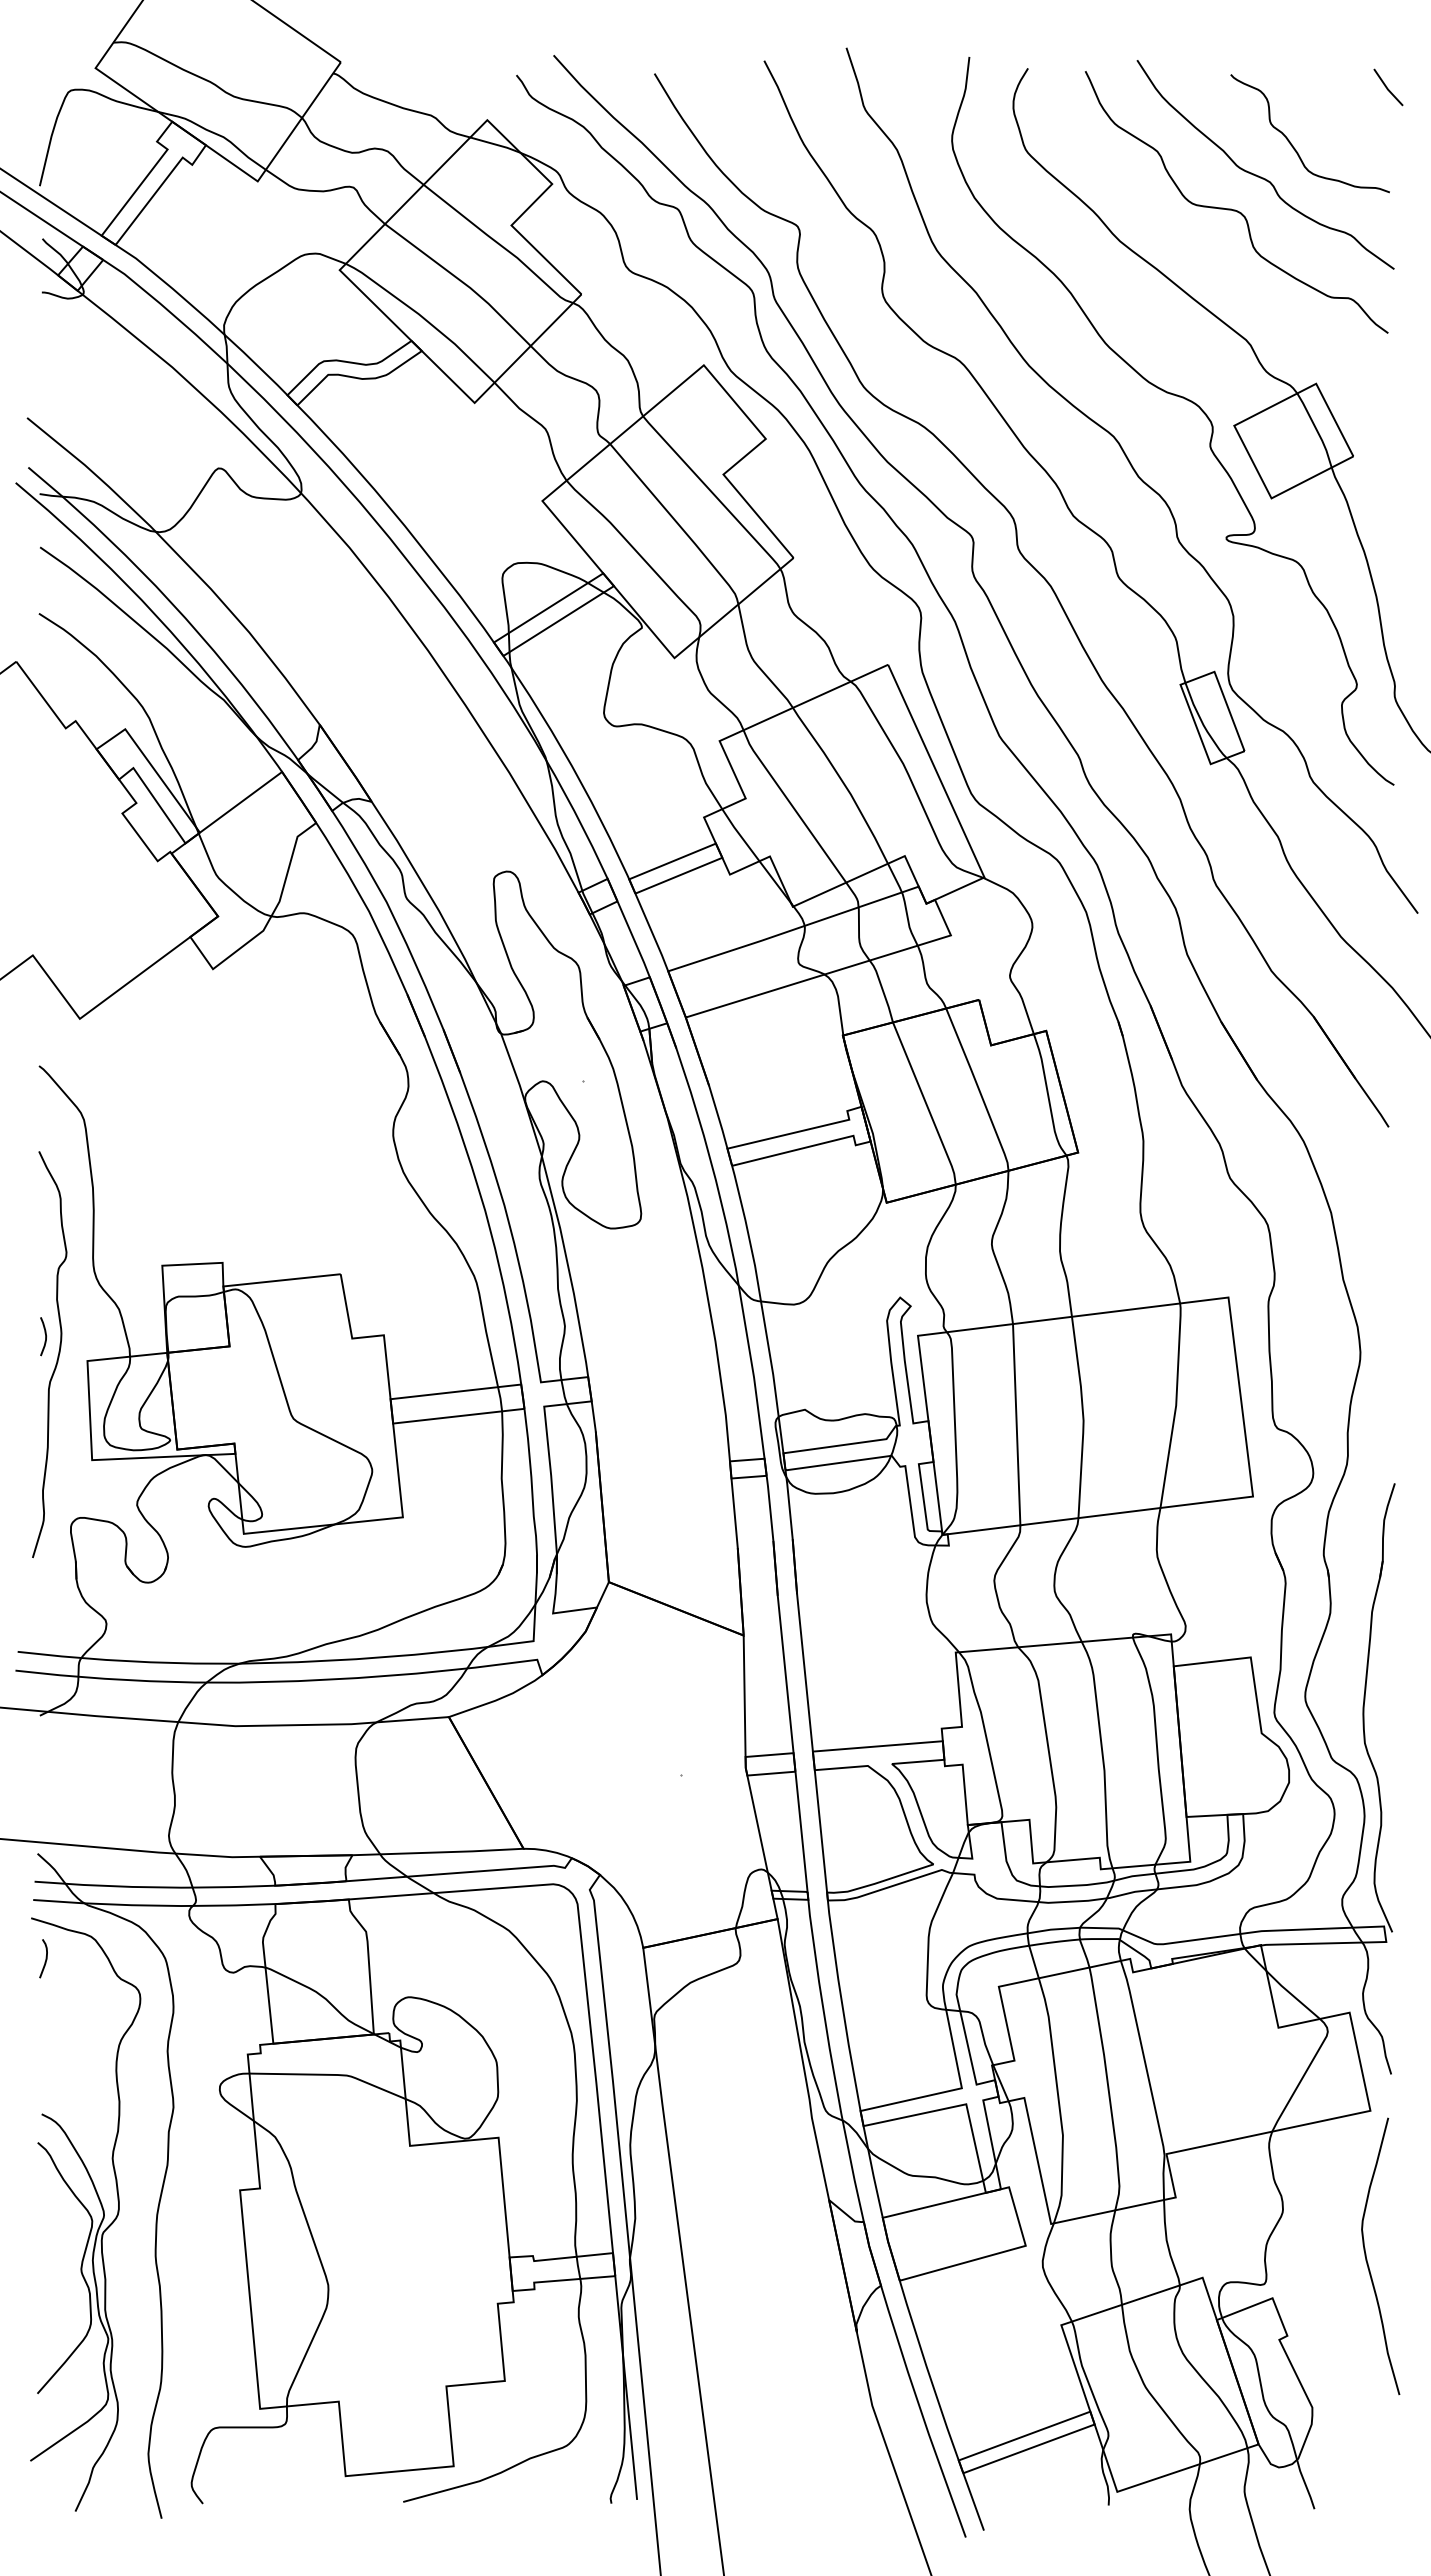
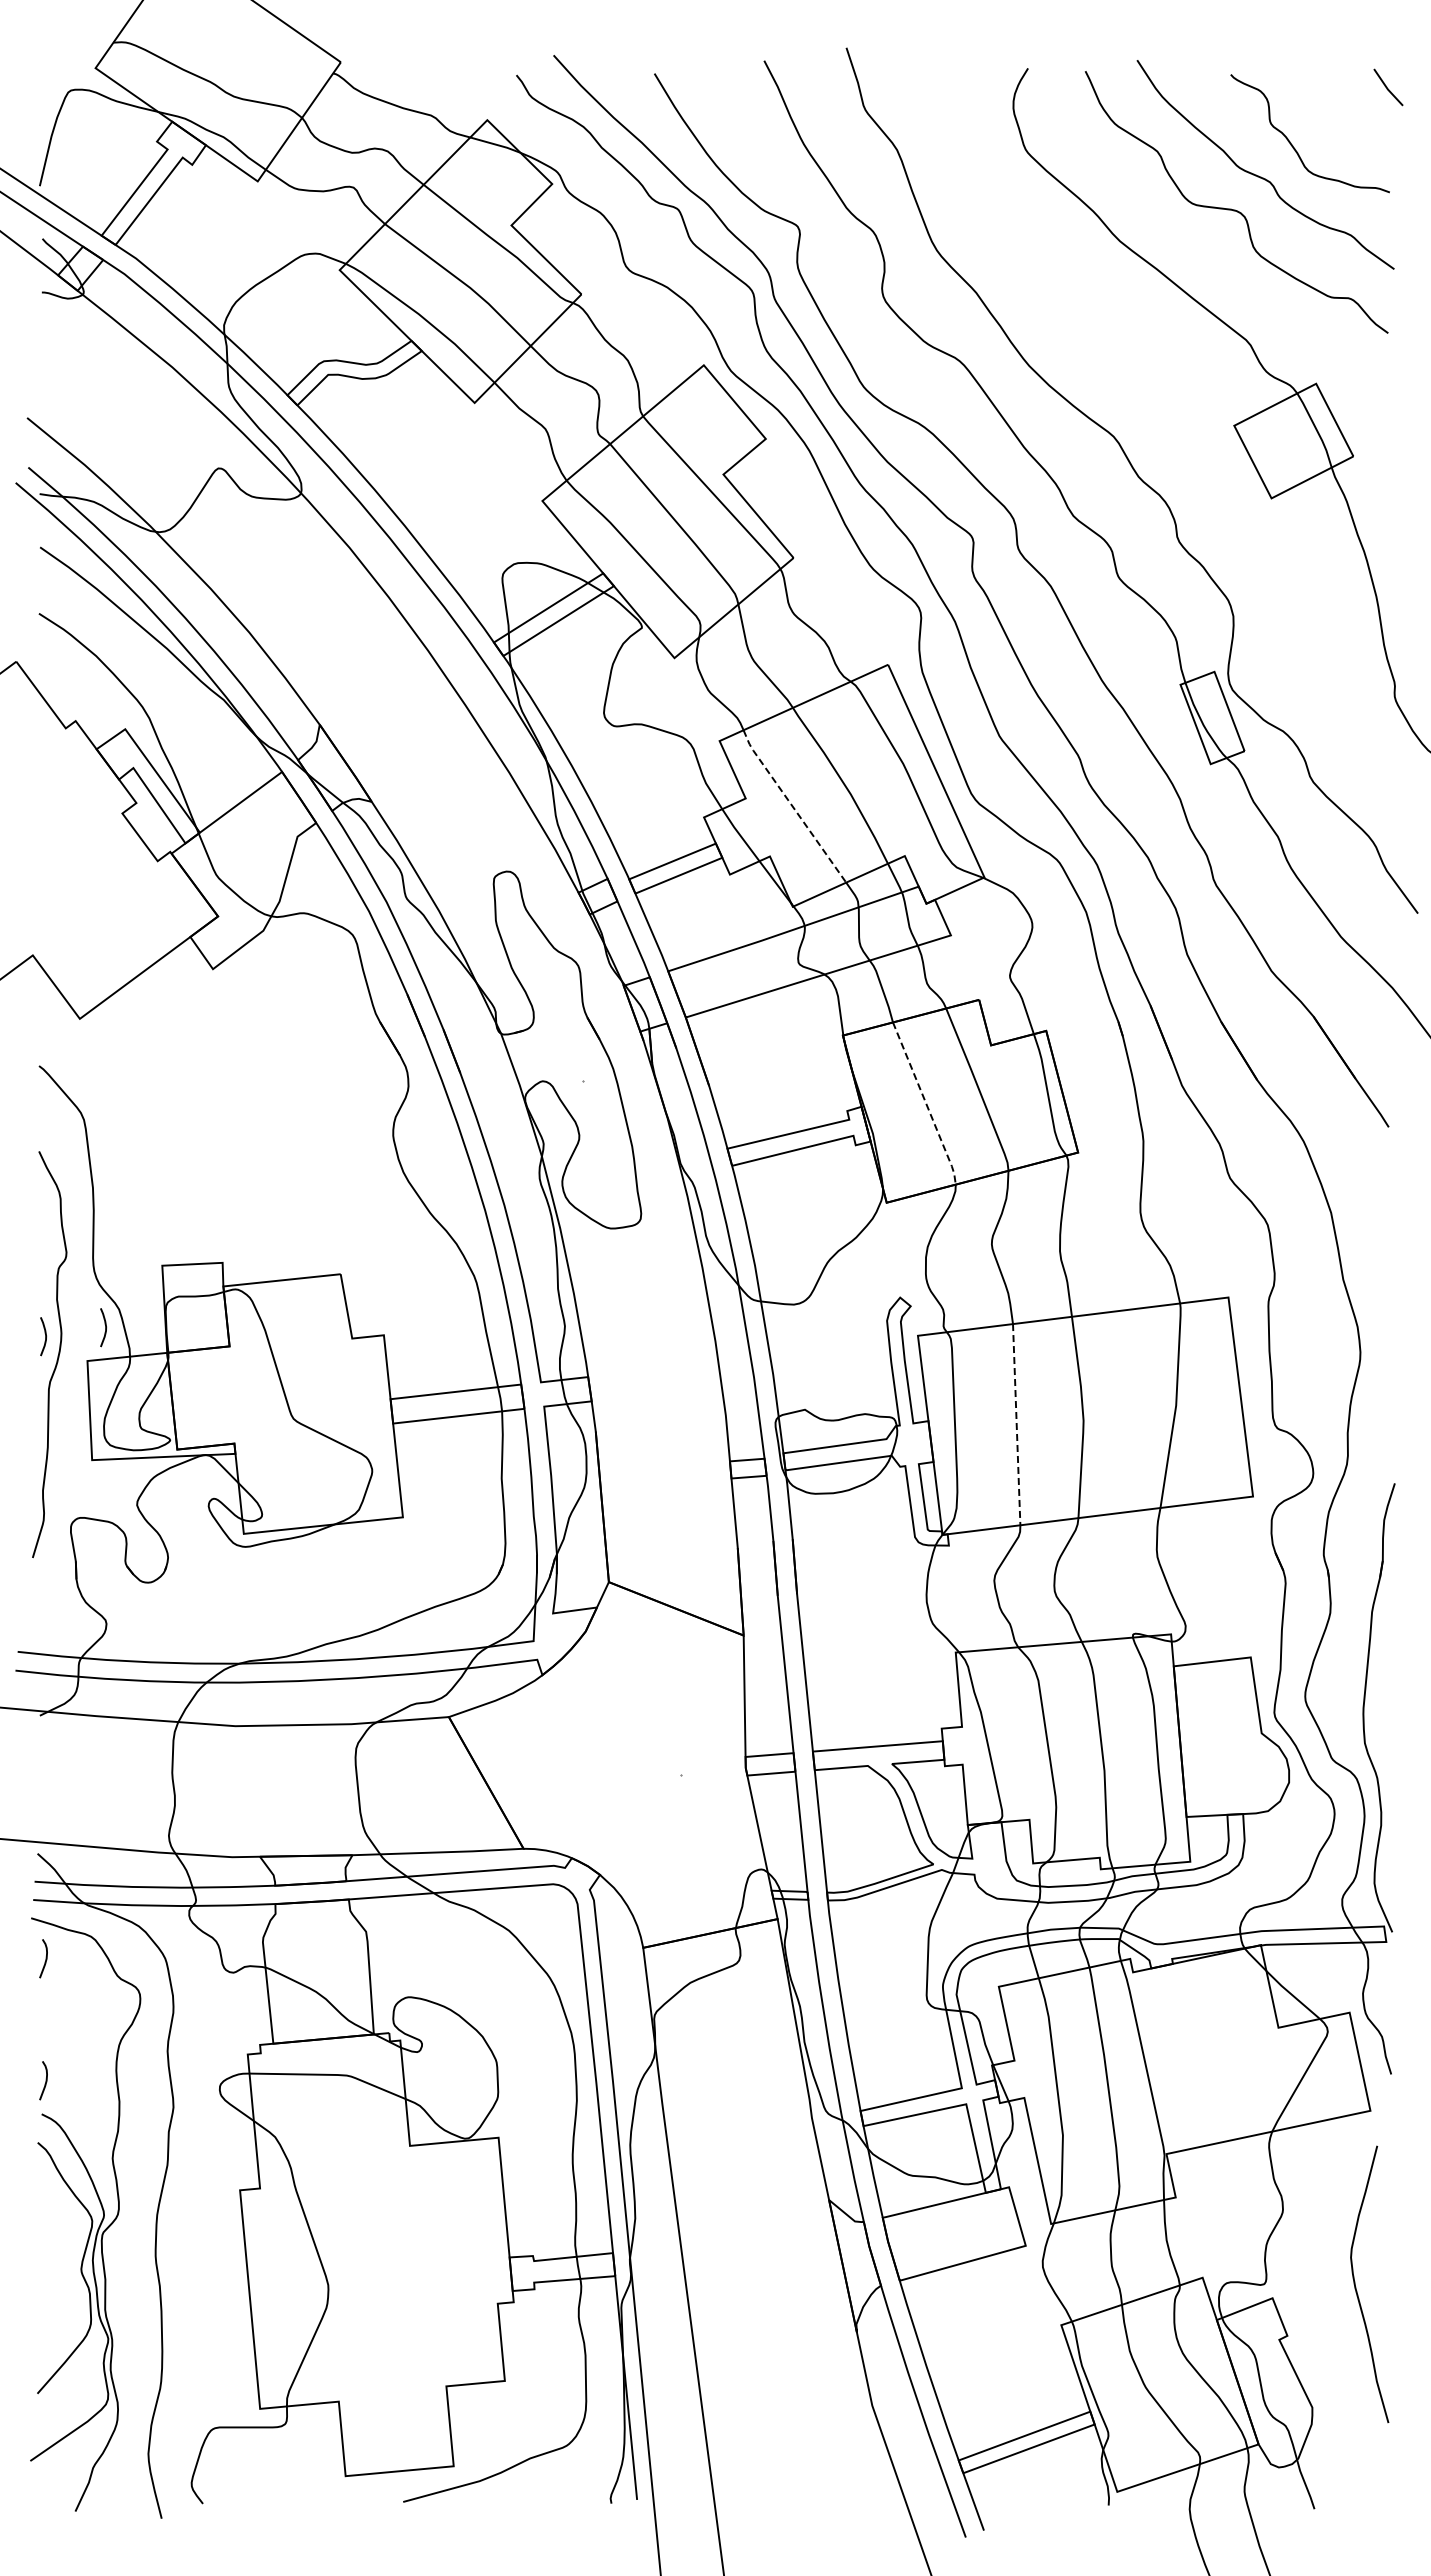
curve: present -> none (1179, 397)
line: solid -> dashed (792, 806)
line: solid -> dashed (926, 1104)
curve: none -> present (105, 1327)
line: solid -> dashed (1016, 1424)
curve: none -> present (45, 2080)
curve position: (1367, 2259) -> (1356, 2287) (1356, 2287)
